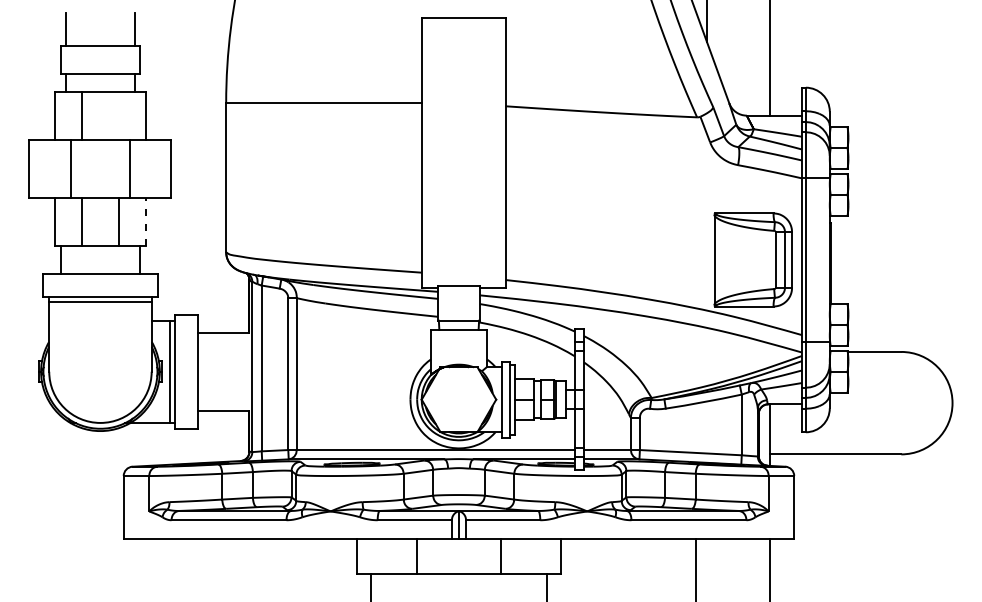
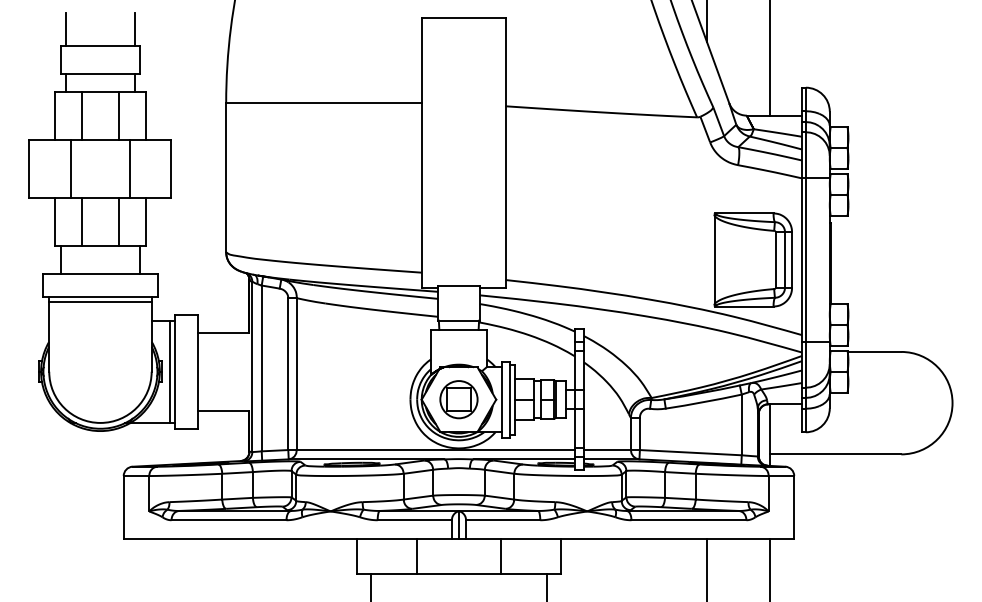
line: none -> present (119, 116)
line: dashed -> solid (145, 222)
part: none -> present (458, 399)
line position: (696, 568) -> (707, 568) (707, 568)
